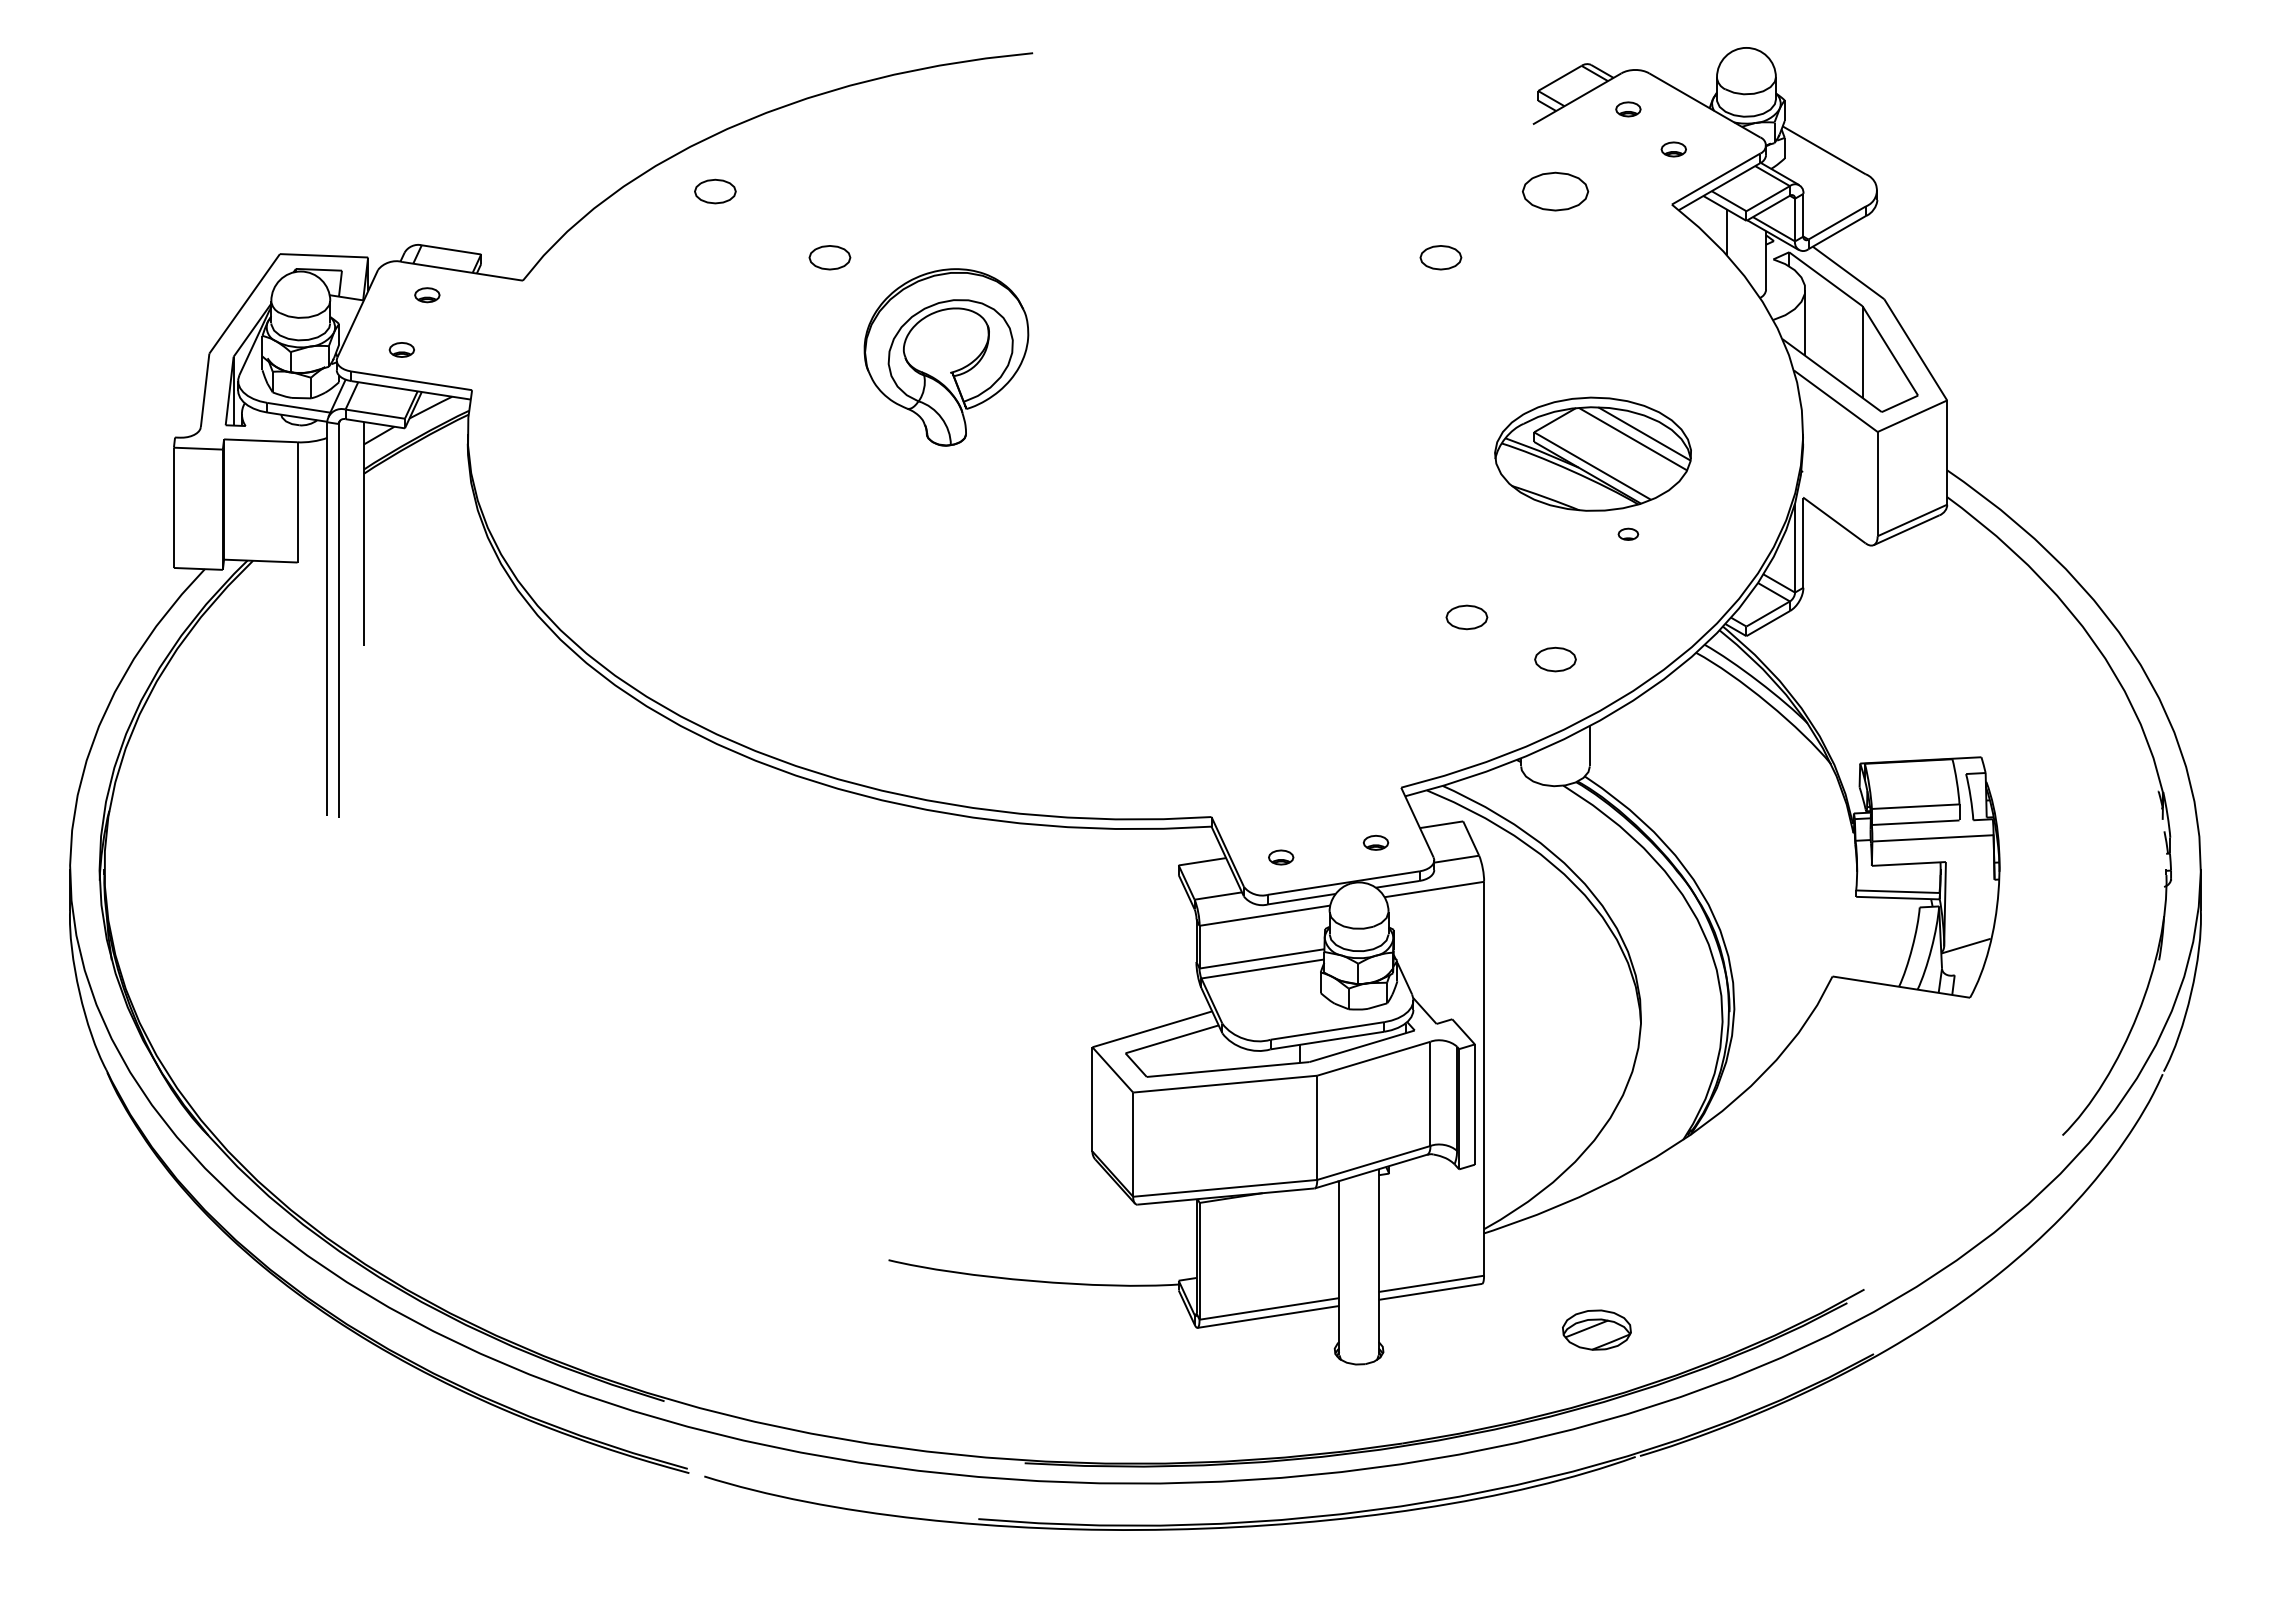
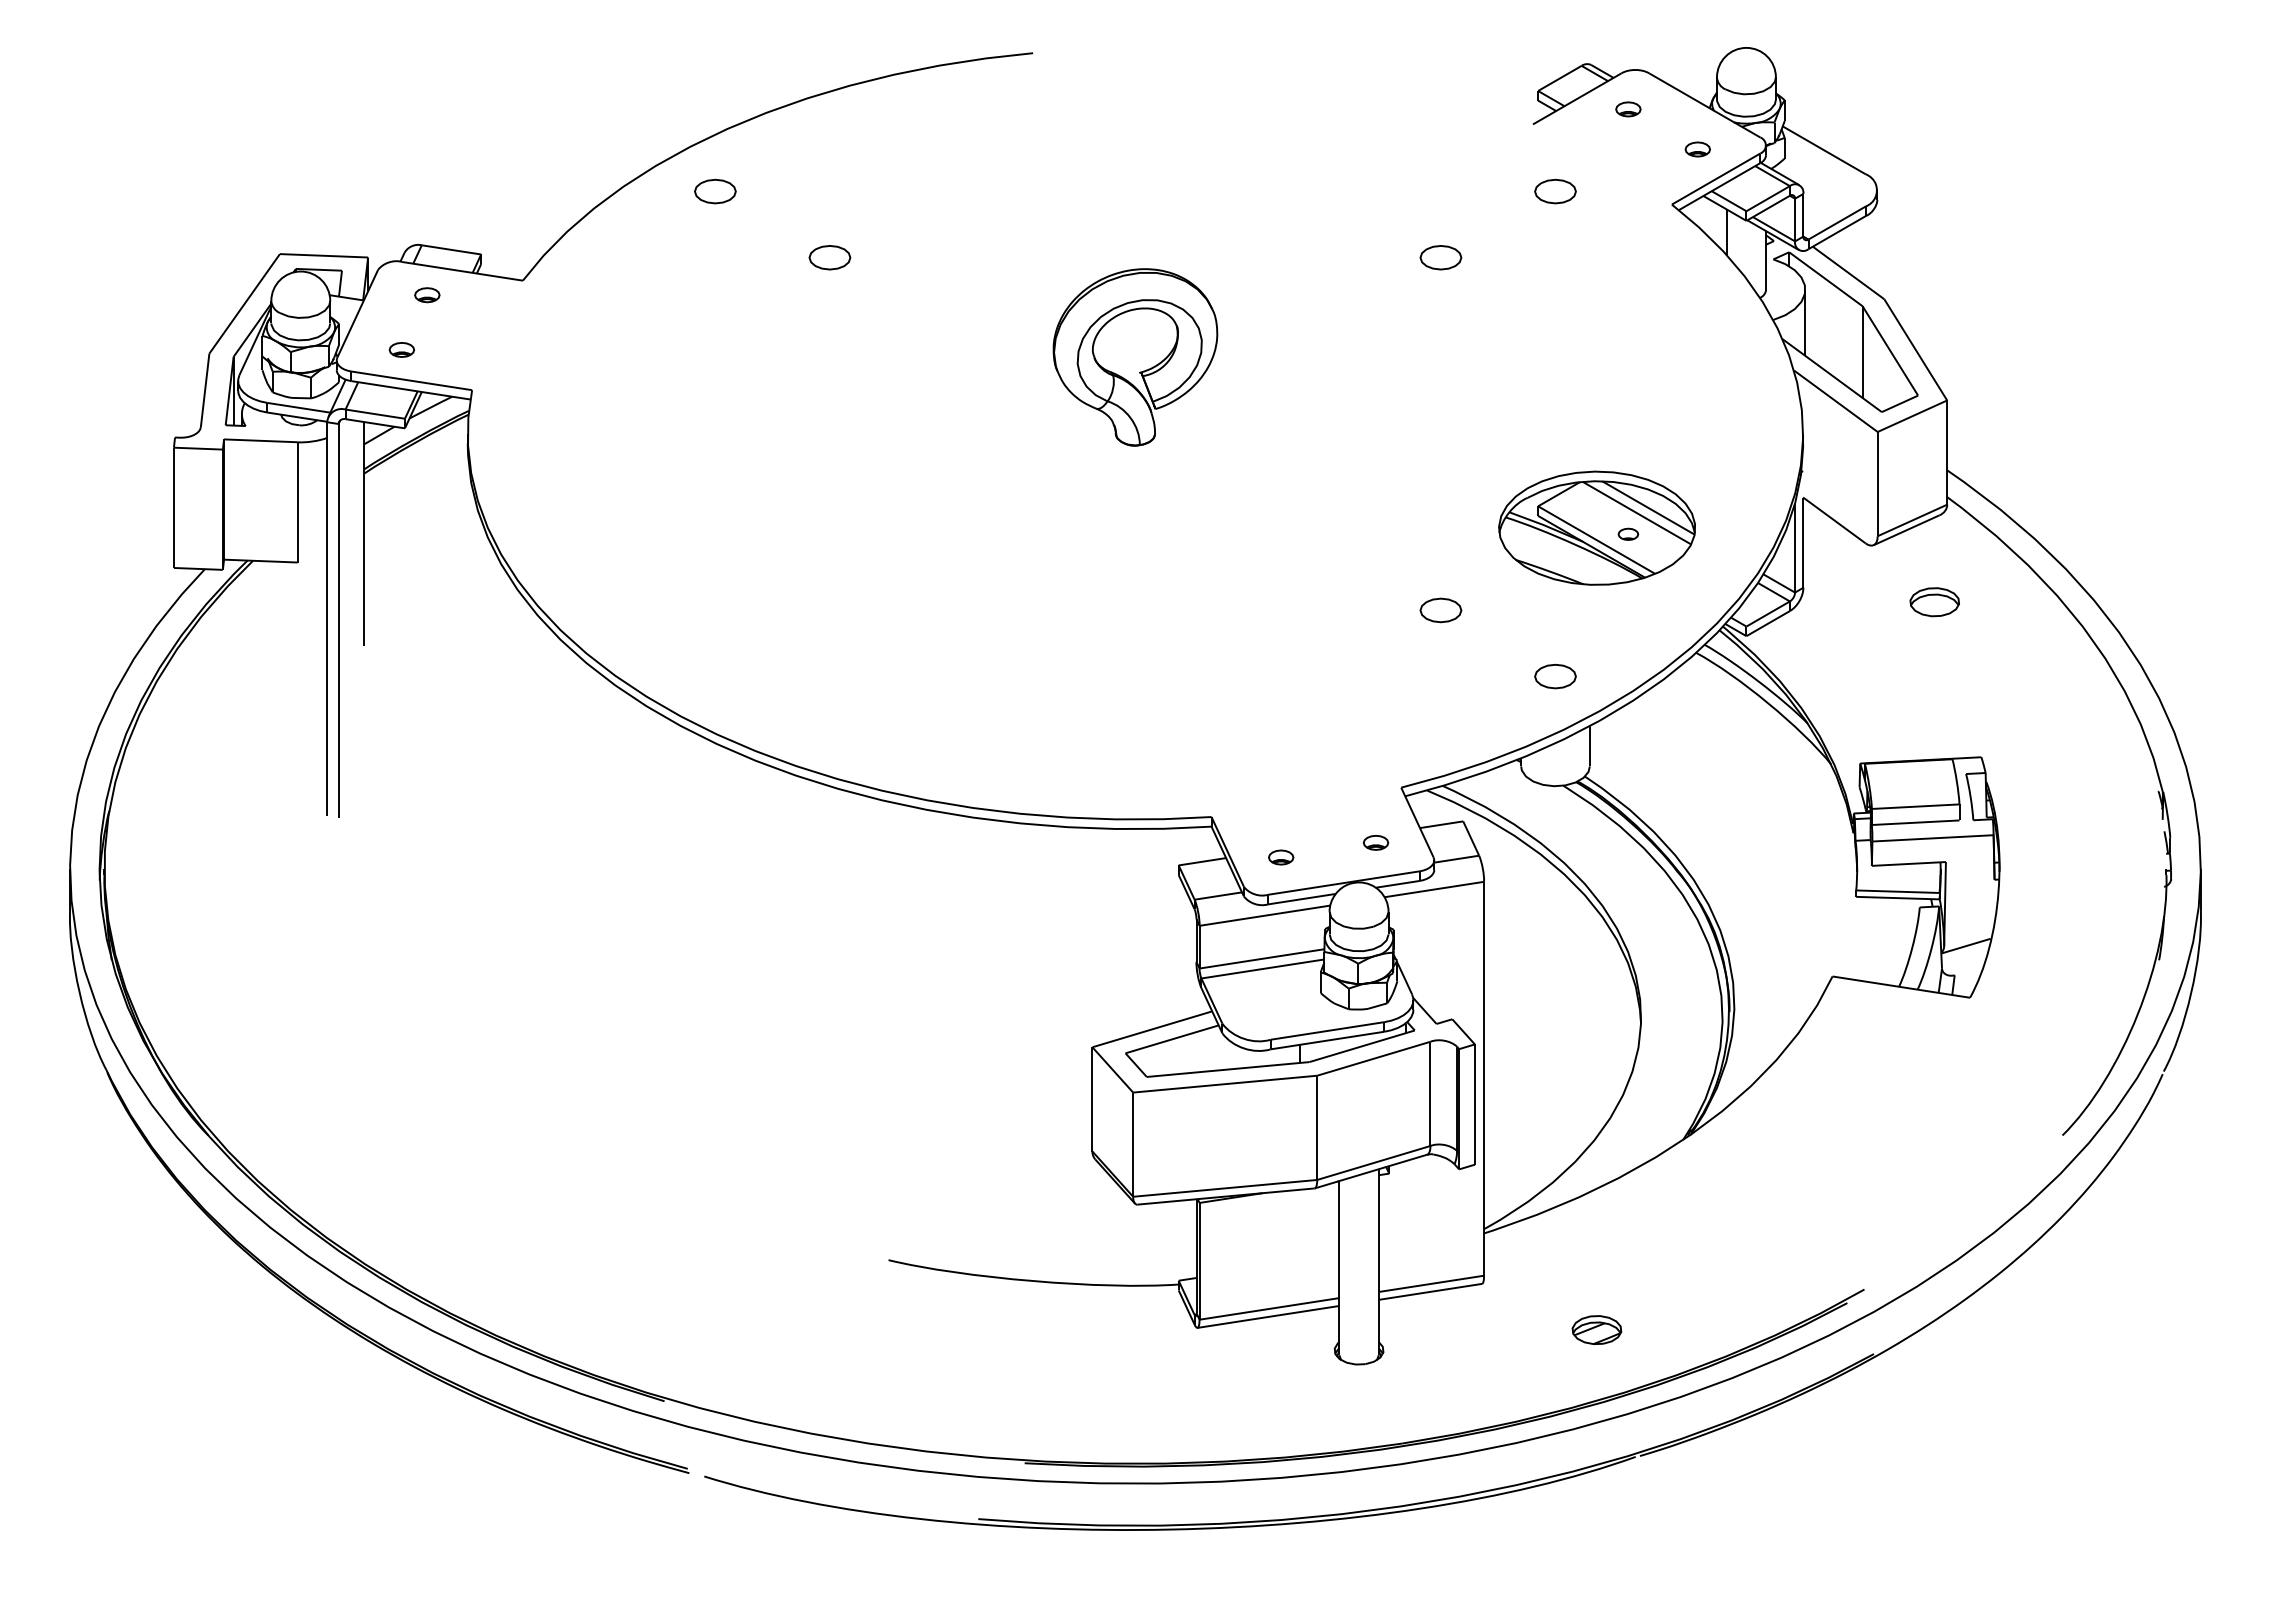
part position: (1673, 149) -> (1697, 149) (1697, 149)
part size: 68x41 px -> 43x27 px (1555, 191)
part position: (951, 371) -> (1140, 371) (1140, 371)
part position: (1592, 453) -> (1596, 527) (1596, 527)
part: none -> present (1934, 602)
part position: (1466, 617) -> (1440, 610) (1440, 610)
part position: (1555, 659) -> (1555, 676) (1555, 676)
part size: 70x42 px -> 52x30 px (1596, 1329)
